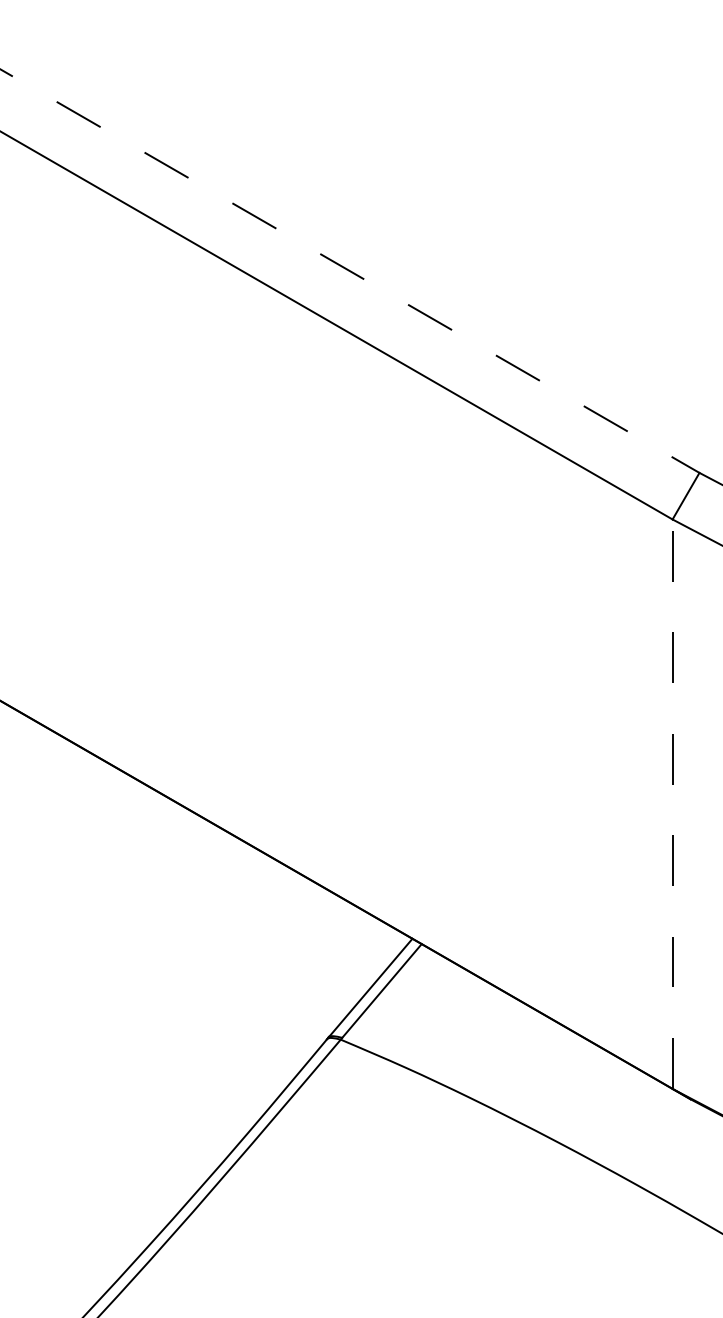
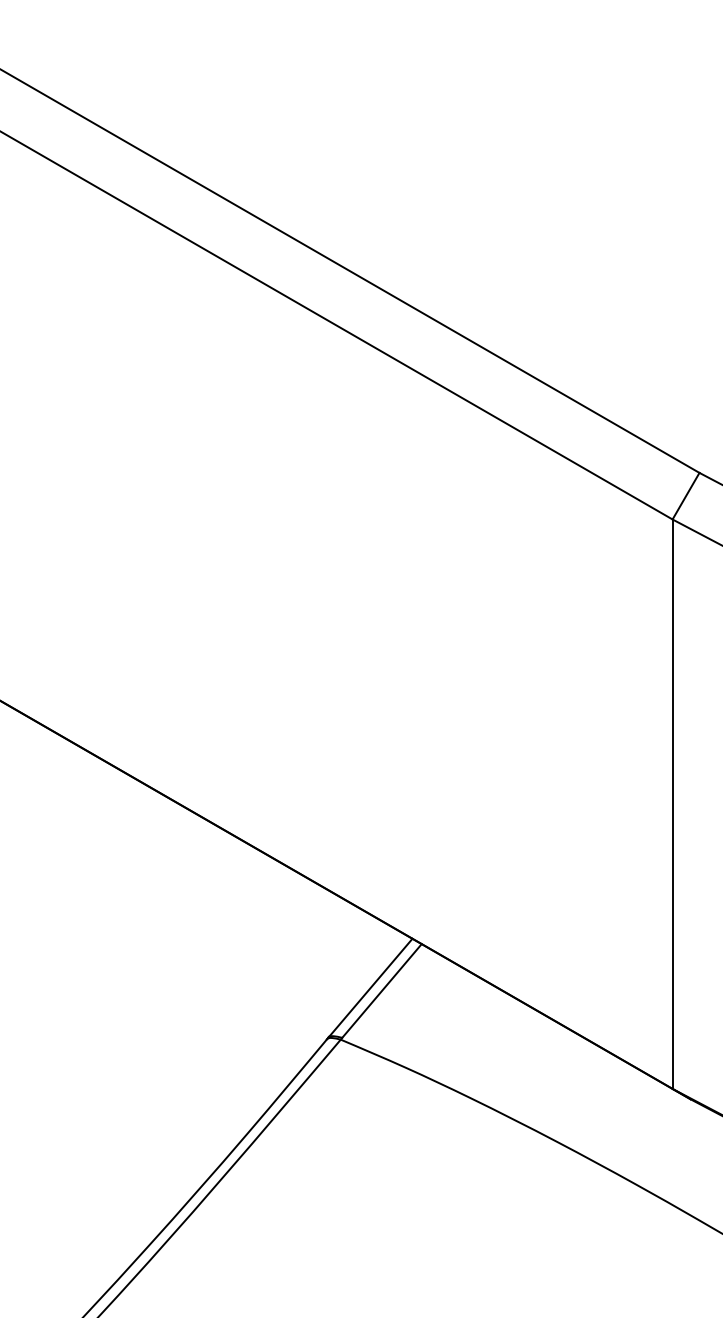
line: dashed -> solid (350, 271)
line: dashed -> solid (672, 804)
